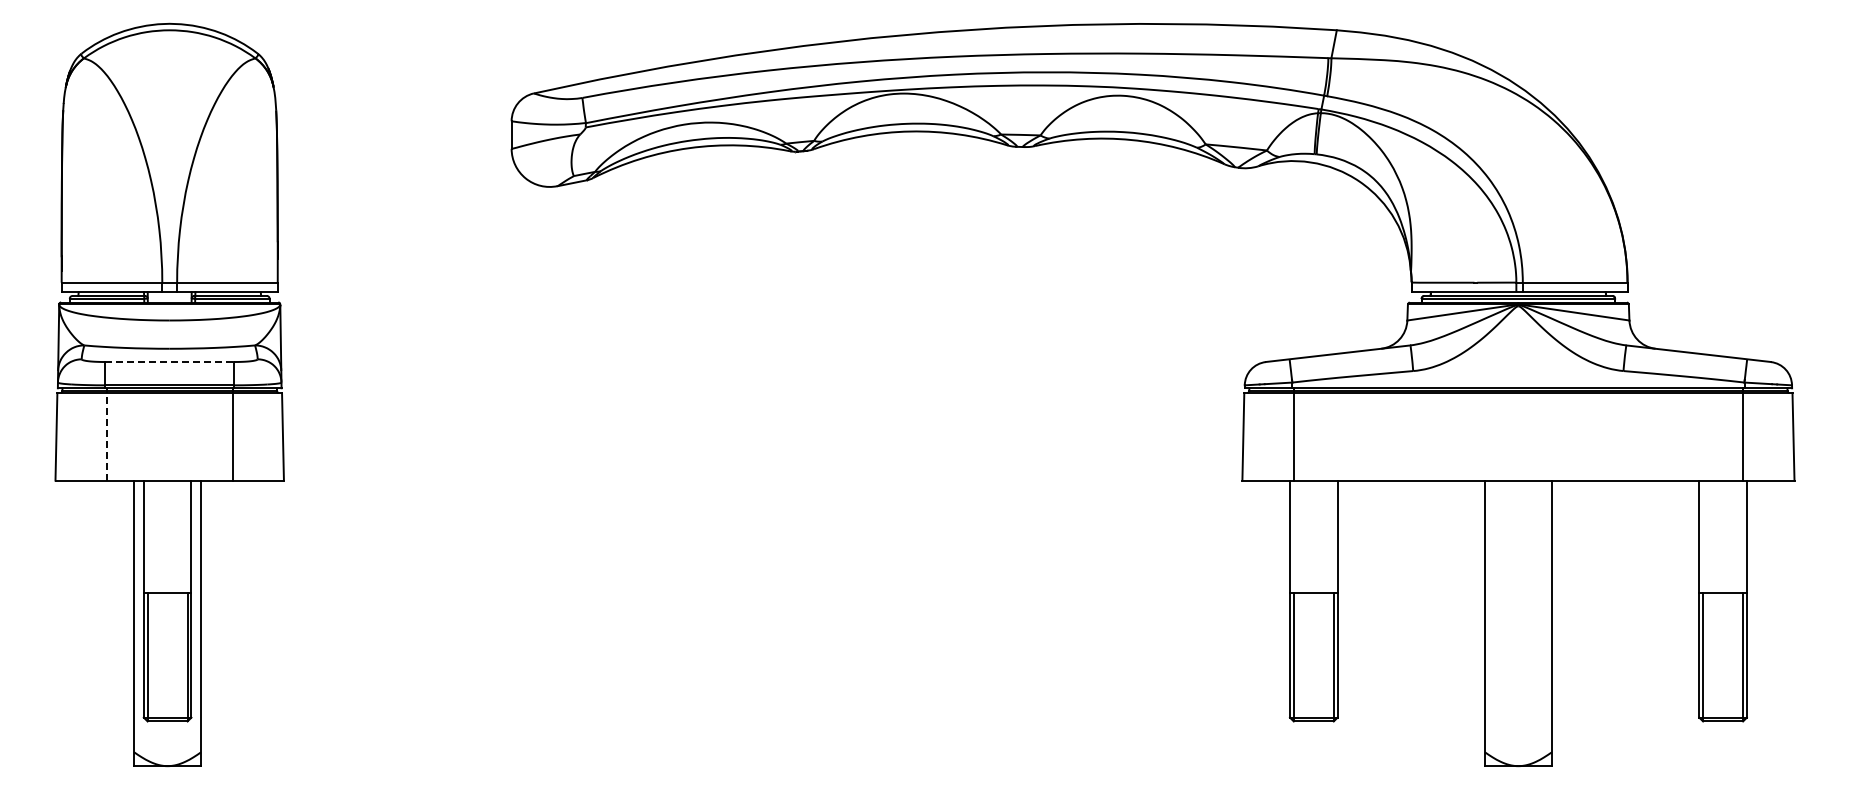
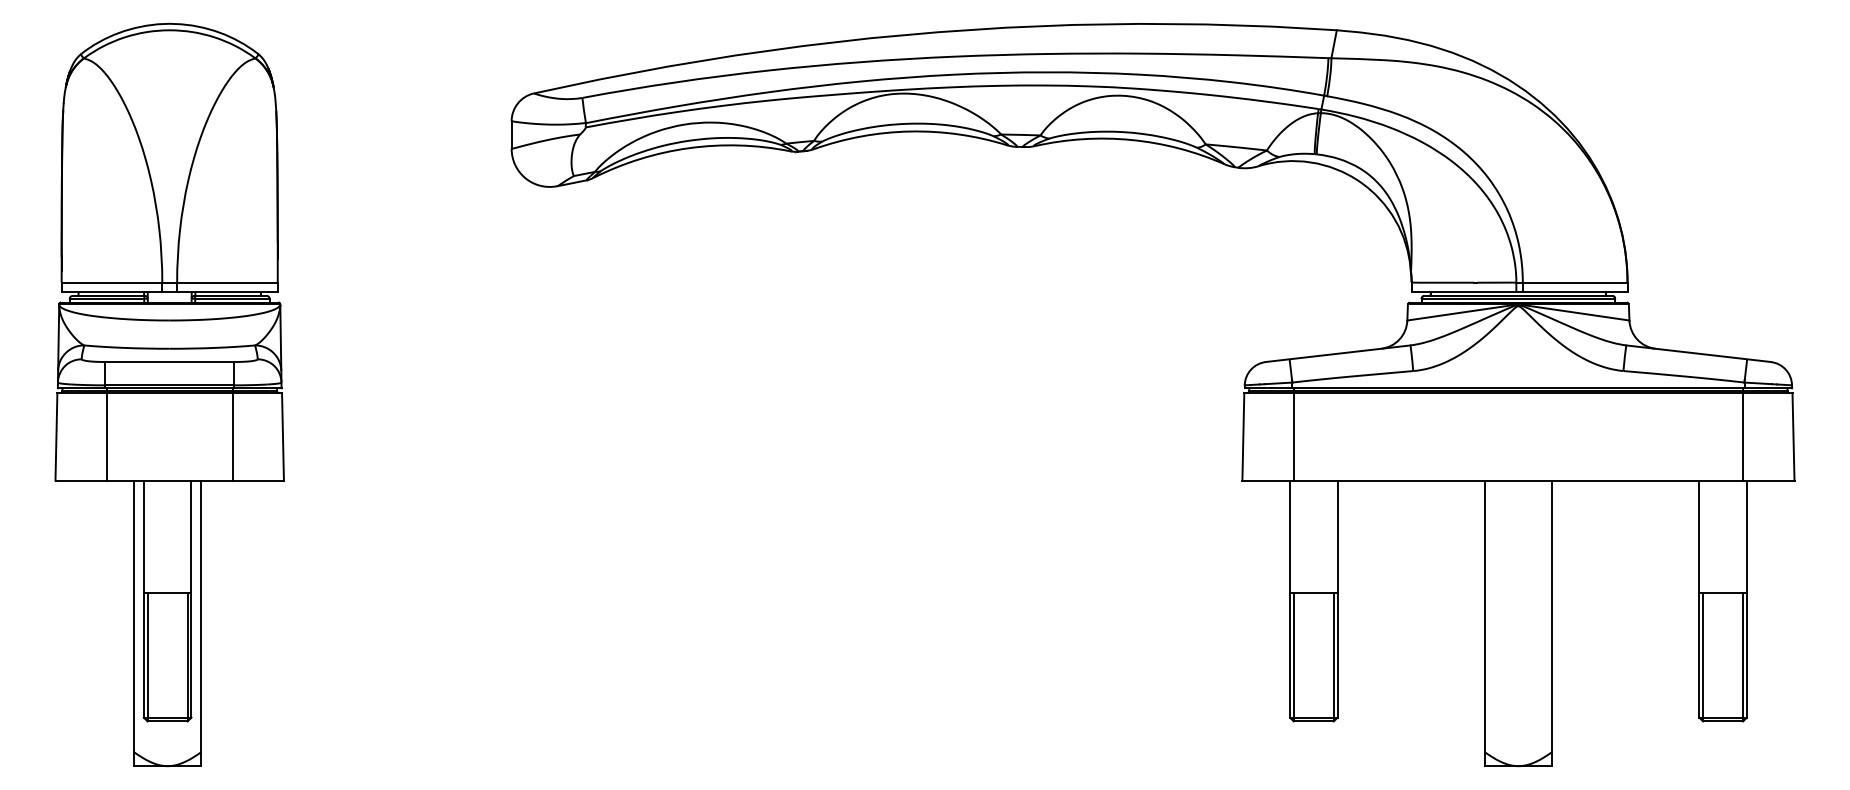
line: dashed -> solid (170, 362)
line: dashed -> solid (106, 433)
